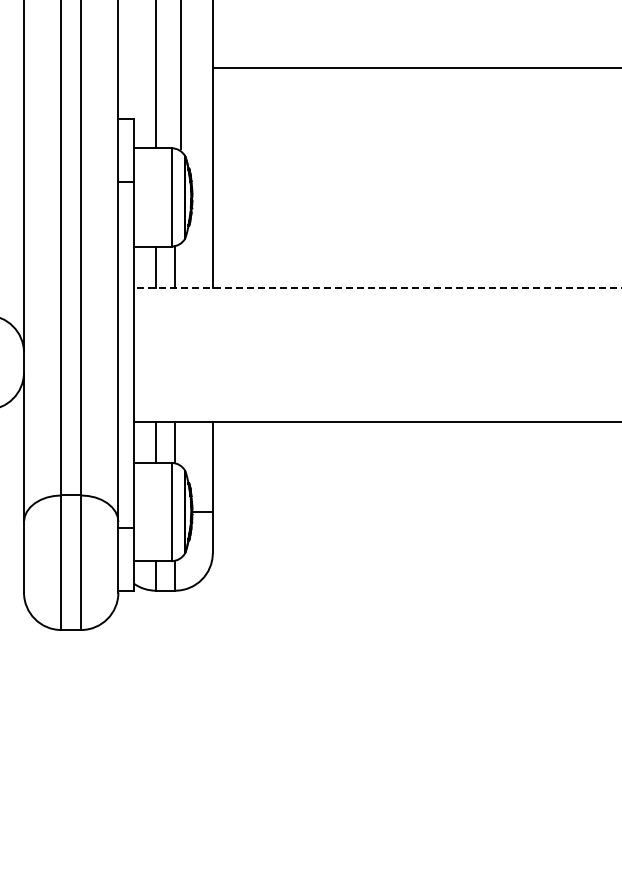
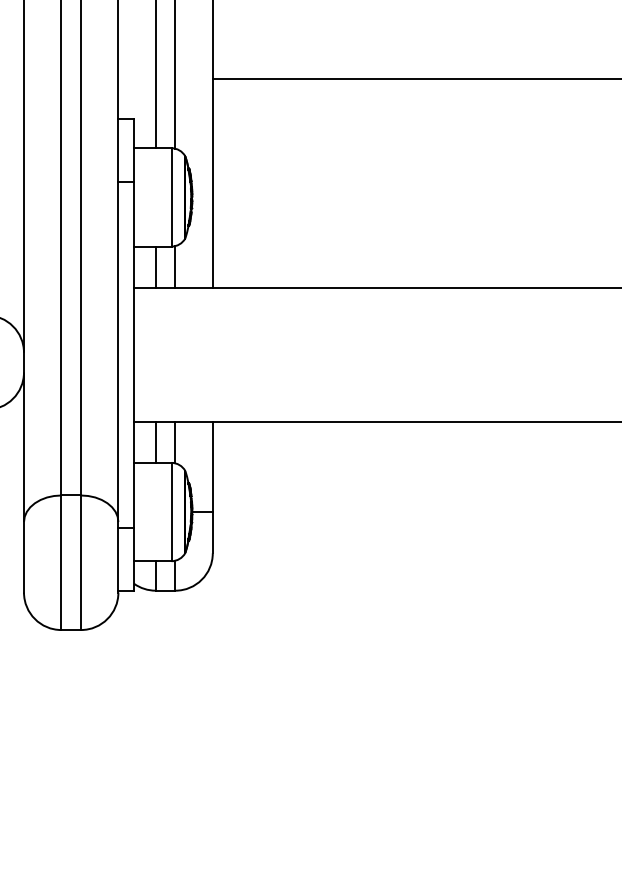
line position: (415, 68) -> (415, 79) (415, 79)
line position: (181, 75) -> (175, 75) (175, 75)
line: dashed -> solid (378, 287)
